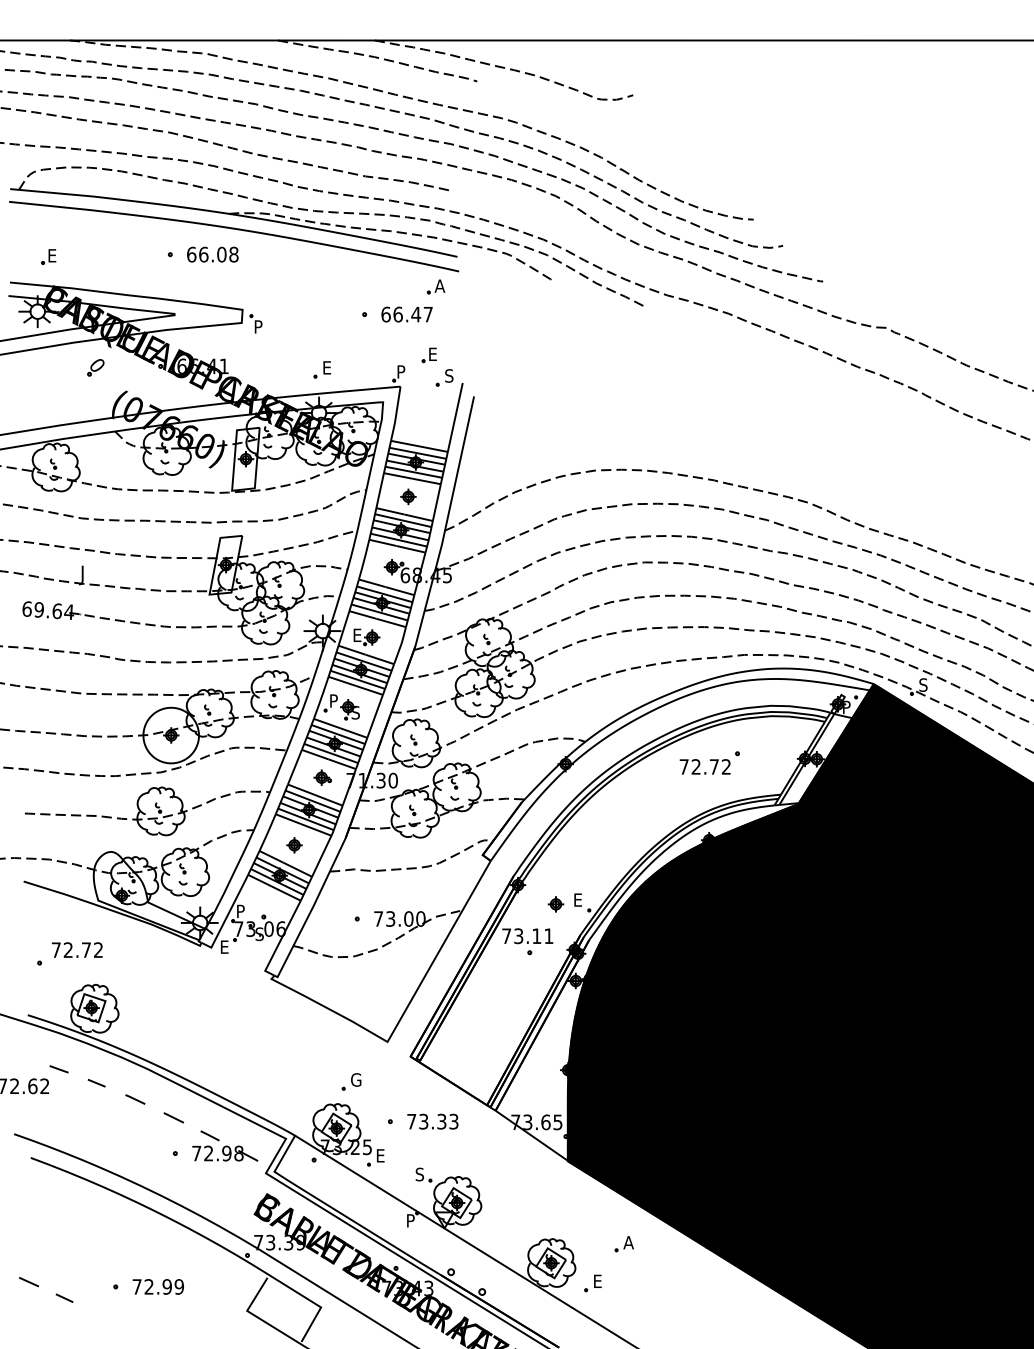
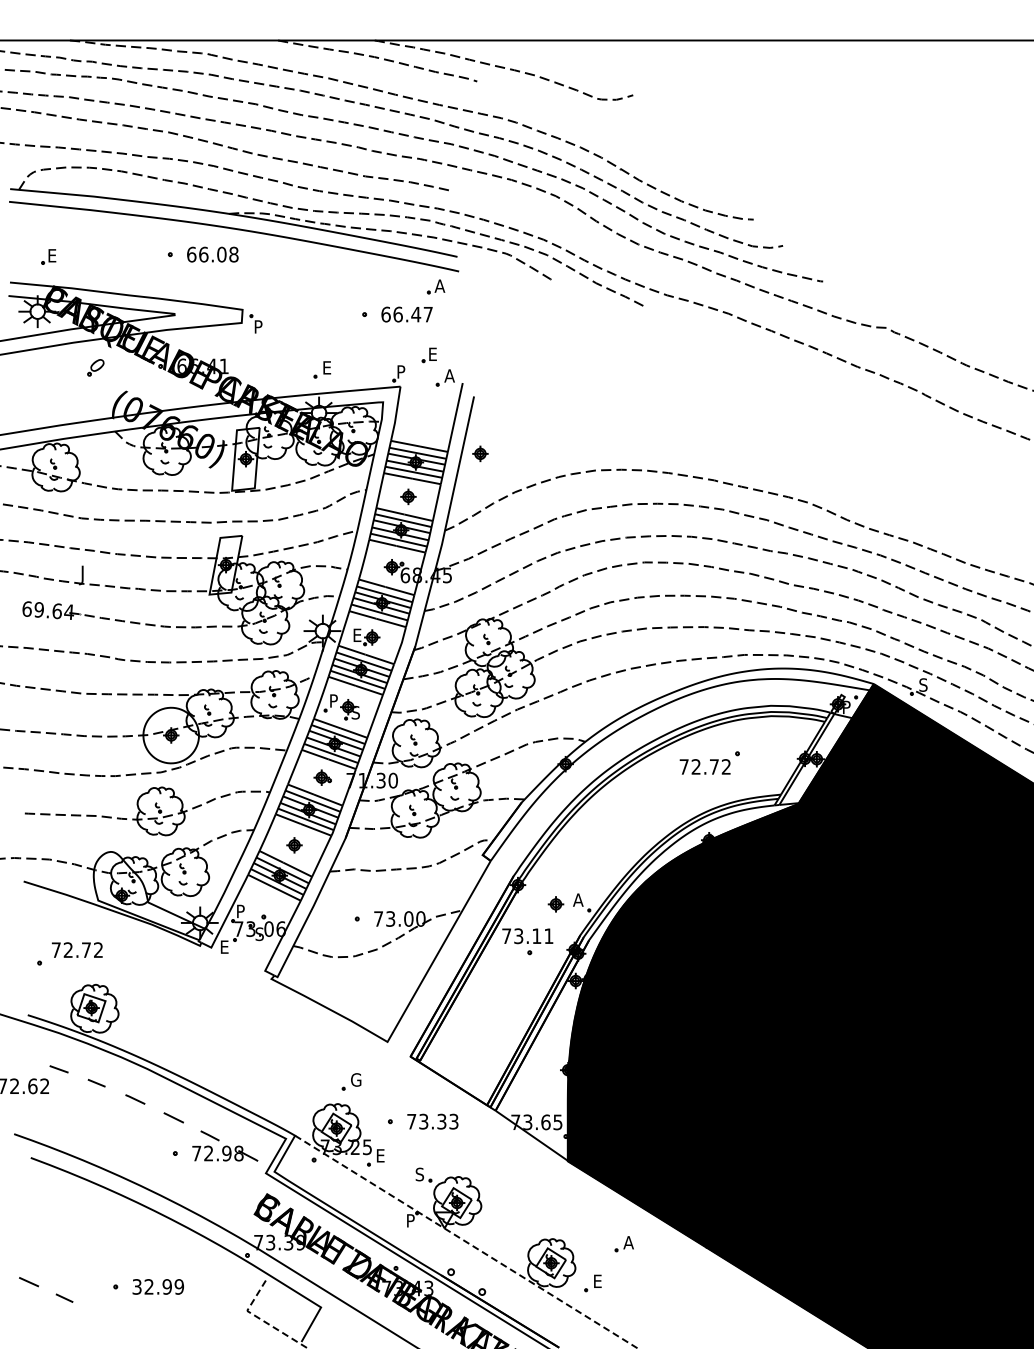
text: S -> A (449, 375)
part: none -> present (480, 453)
text: E -> A (578, 899)
line: solid -> dashed (466, 1242)
text: 72.99 -> 32.99 (136, 1286)
line: solid -> dashed (260, 1319)
